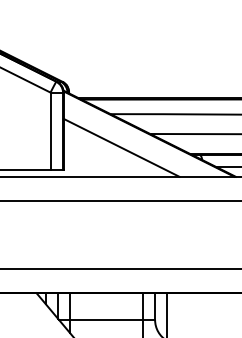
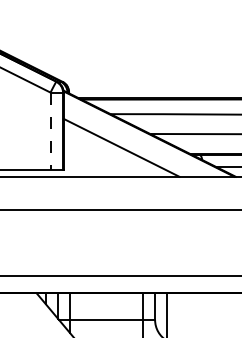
line: solid -> dashed (50, 131)
line position: (120, 201) -> (120, 210) (120, 210)
line position: (120, 268) -> (120, 275) (120, 275)
